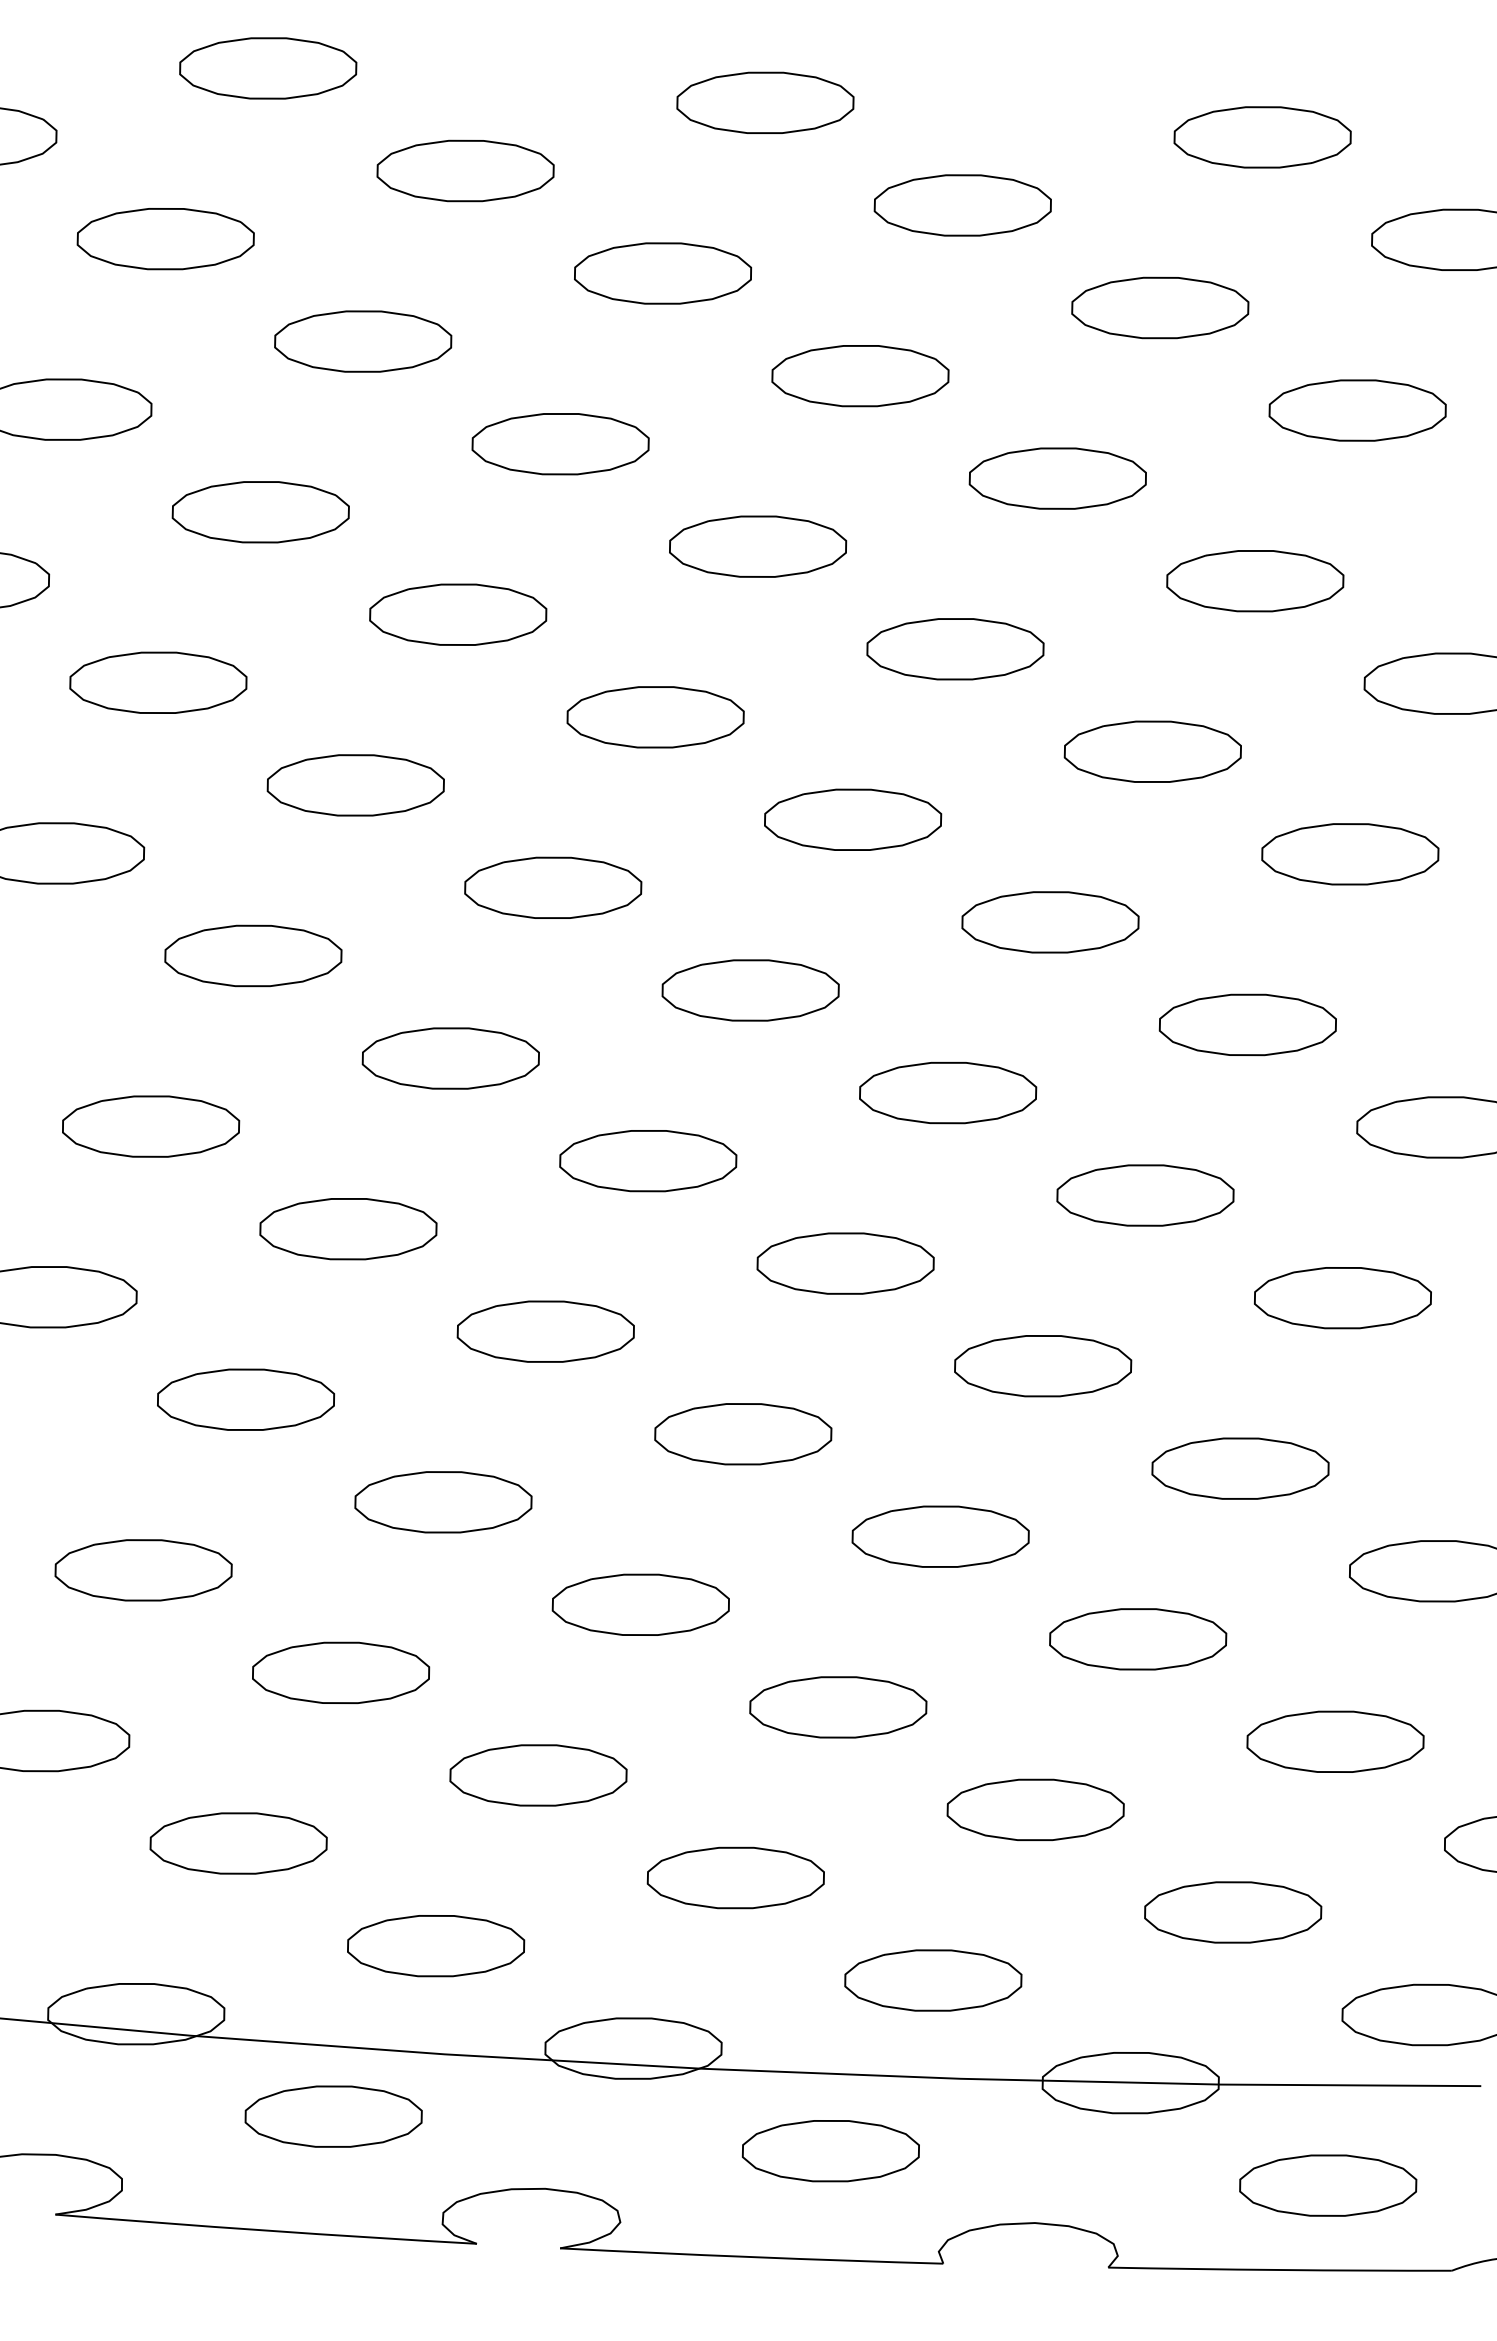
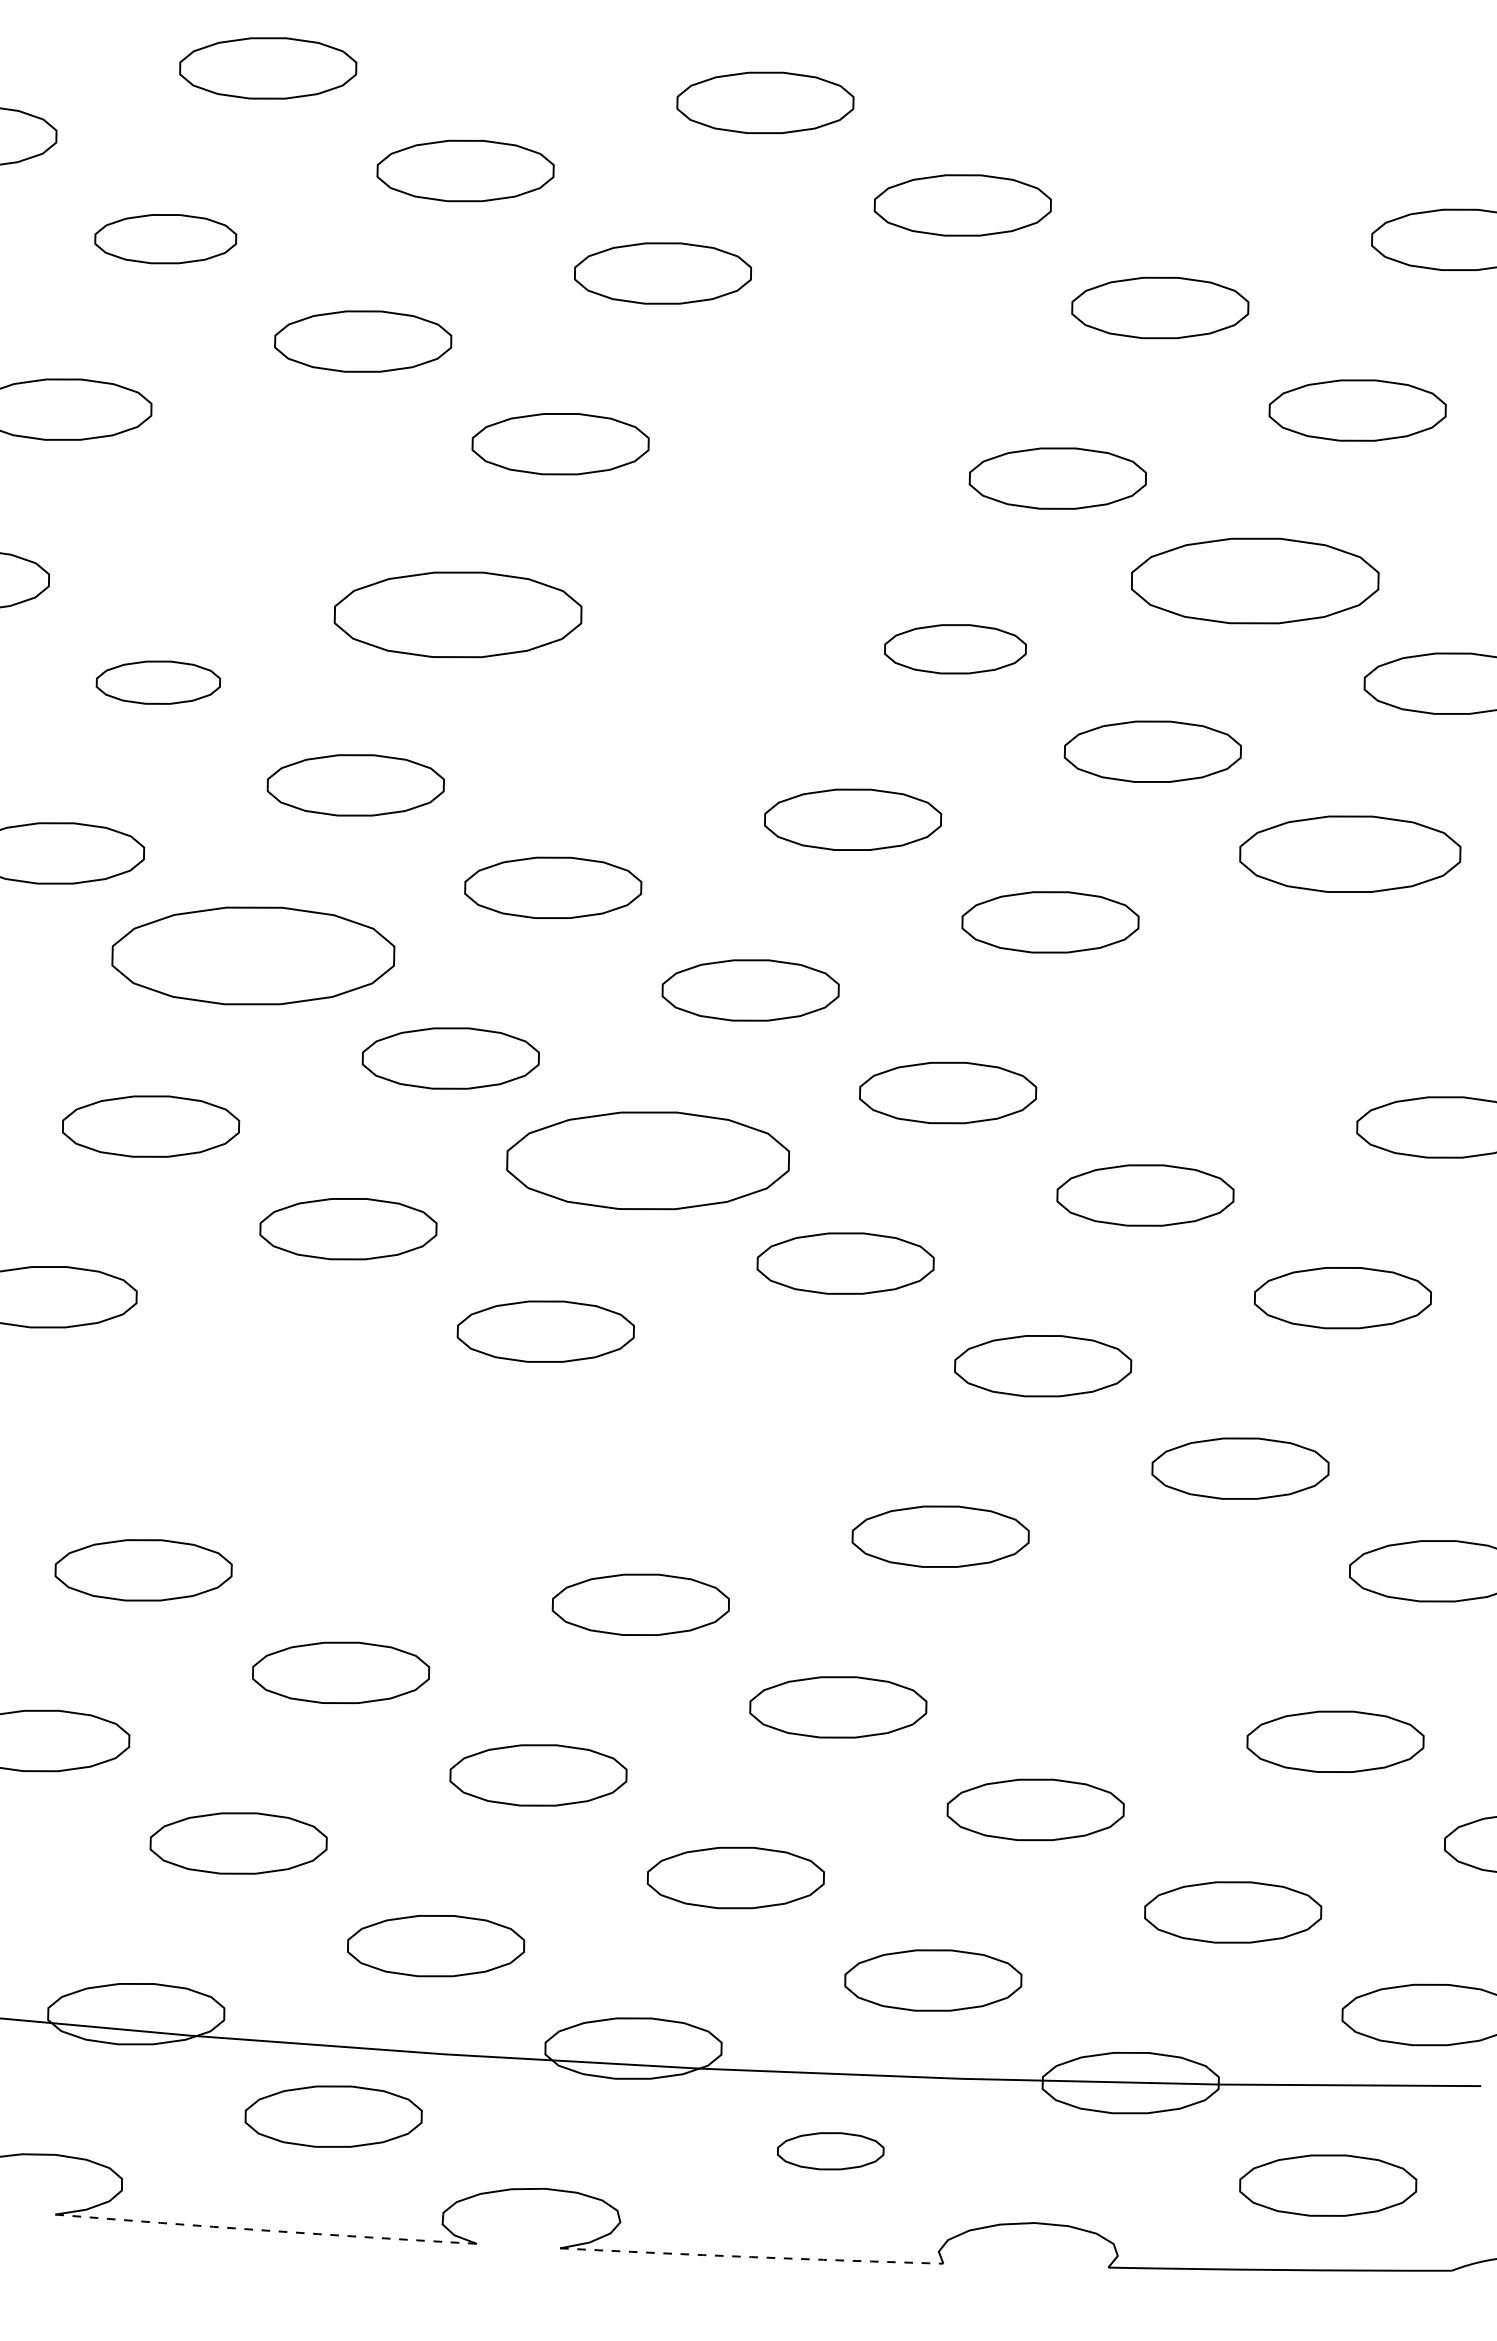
part: present -> none (1262, 137)
part size: 179x63 px -> 144x51 px (165, 239)
part: present -> none (860, 376)
part: present -> none (260, 512)
part: present -> none (758, 546)
part size: 179x63 px -> 249x88 px (1255, 580)
part size: 179x63 px -> 250x88 px (457, 614)
part size: 179x63 px -> 143x51 px (955, 649)
part size: 179x63 px -> 126x45 px (157, 682)
part: present -> none (655, 717)
part size: 179x63 px -> 223x78 px (1350, 853)
part size: 179x64 px -> 285x100 px (253, 955)
part: present -> none (1247, 1024)
part size: 179x63 px -> 285x100 px (648, 1160)
part: present -> none (246, 1399)
part: present -> none (743, 1434)
part: present -> none (443, 1502)
part: present -> none (1138, 1639)
part size: 179x63 px -> 108x39 px (830, 2151)
arc: solid -> dashed (266, 2230)
arc: solid -> dashed (751, 2257)
